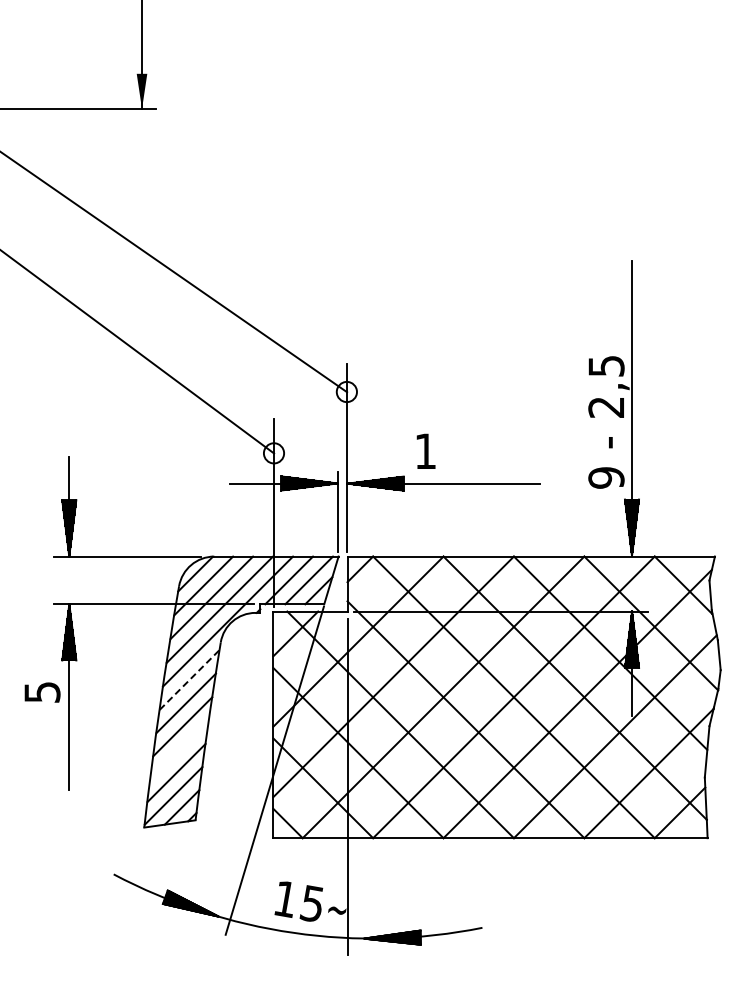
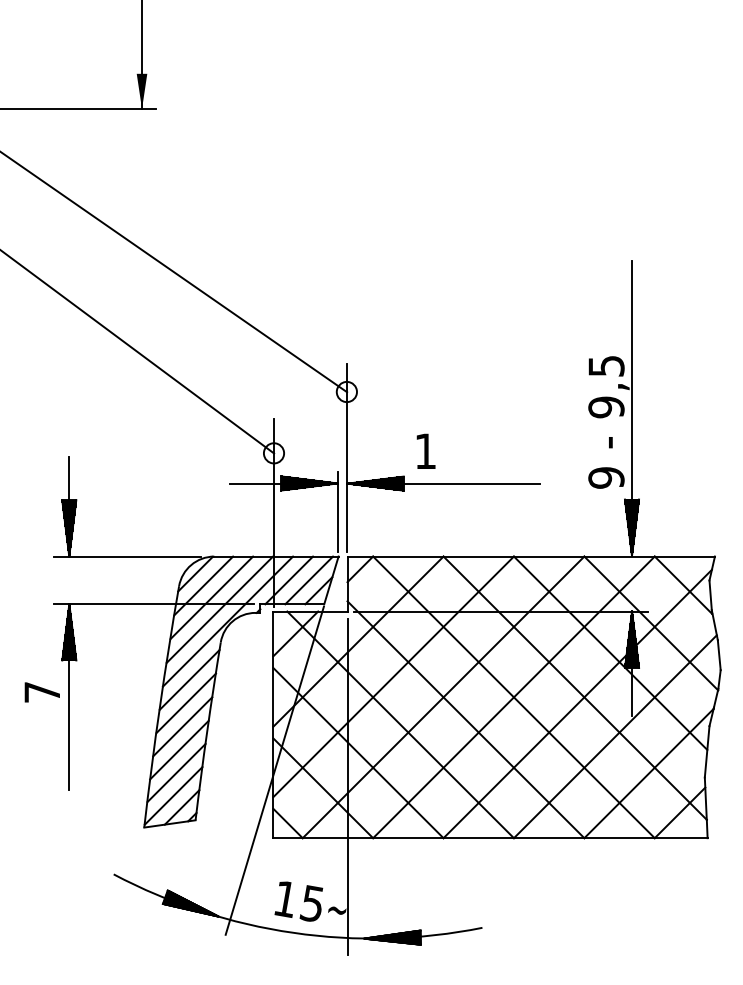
text: 2,5 -> 9,5 (606, 407)
line: dashed -> solid (190, 679)
text: 5 -> 7 (42, 692)
line: none -> present (179, 749)
